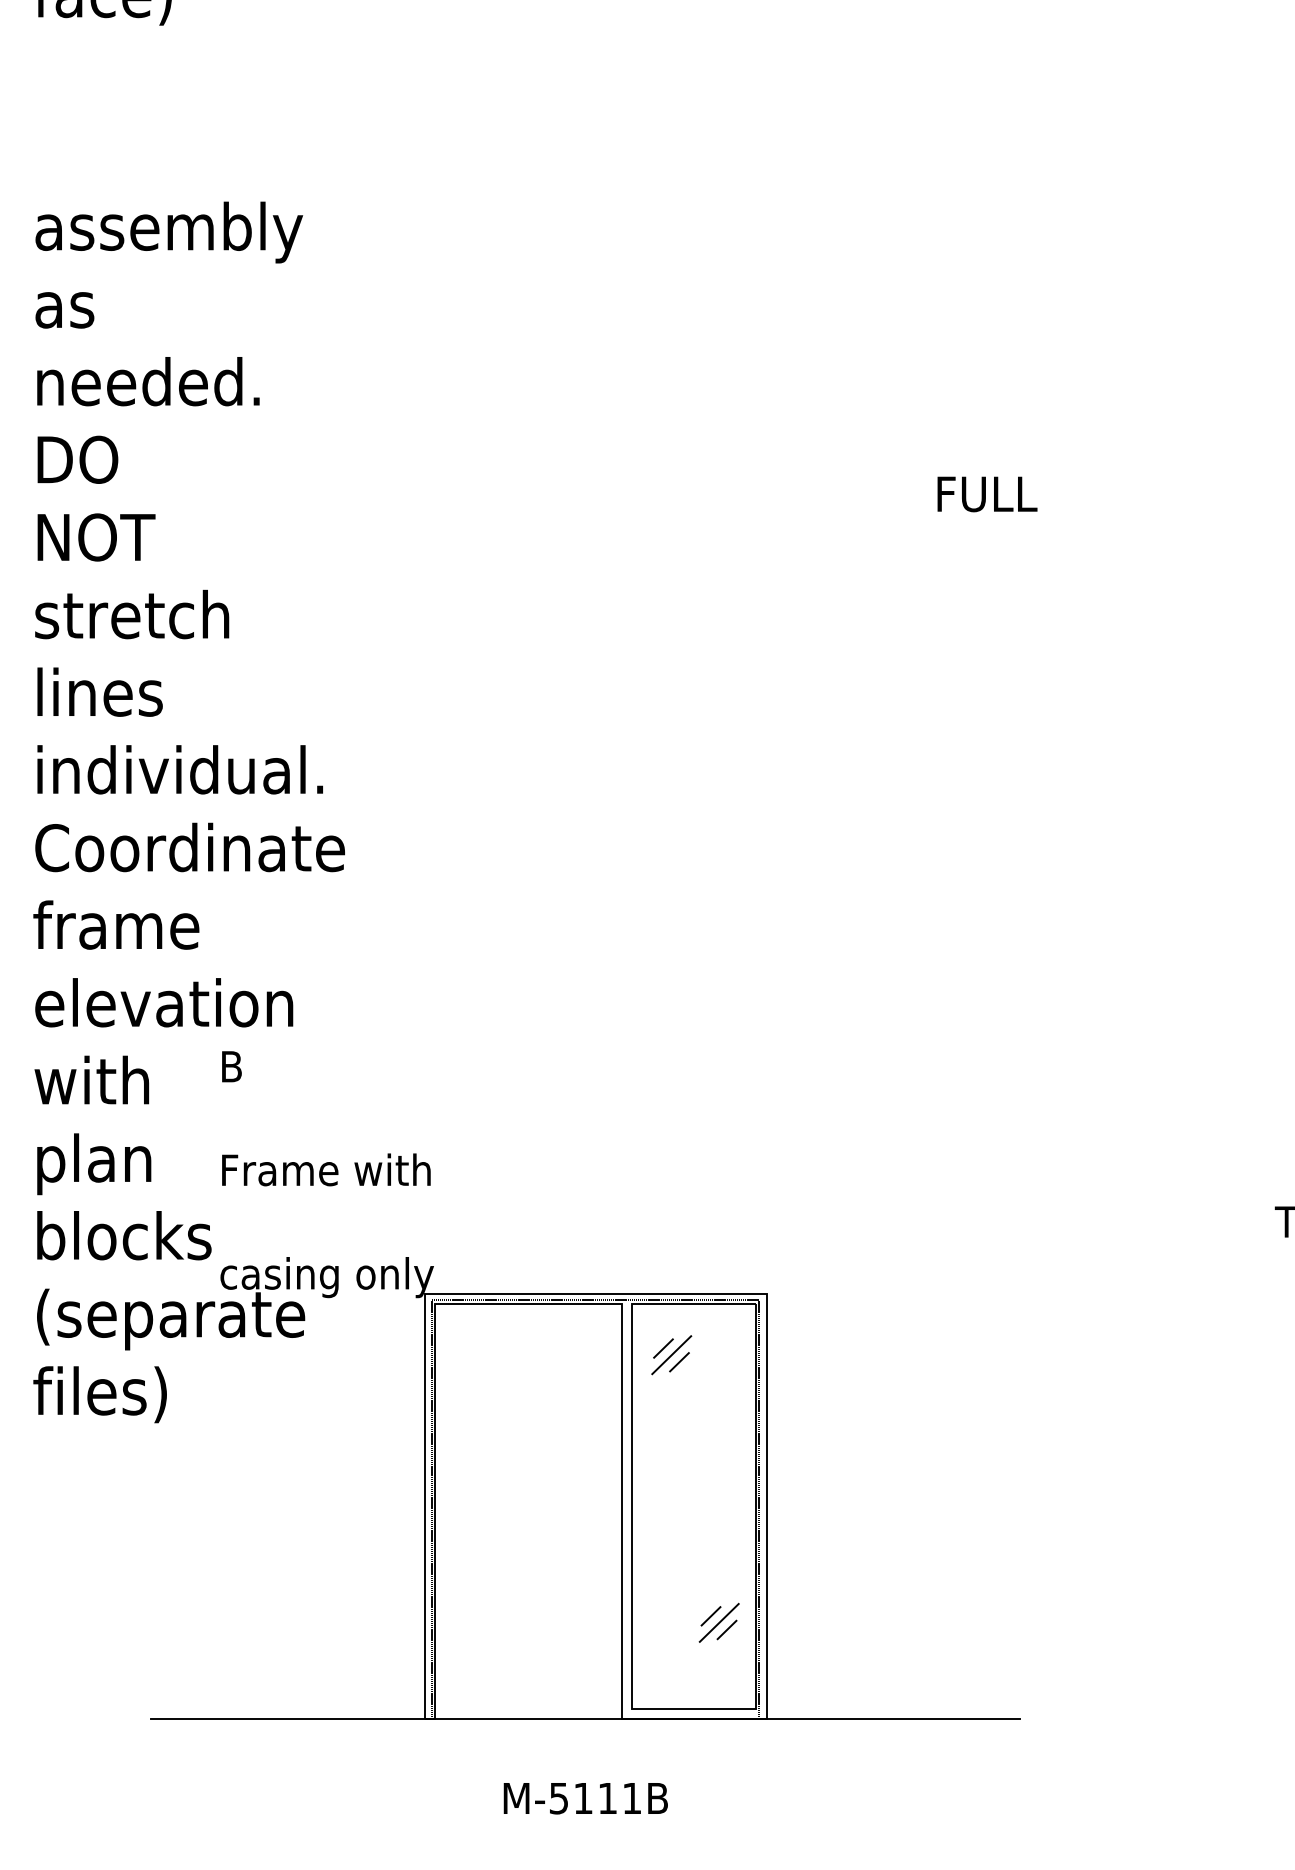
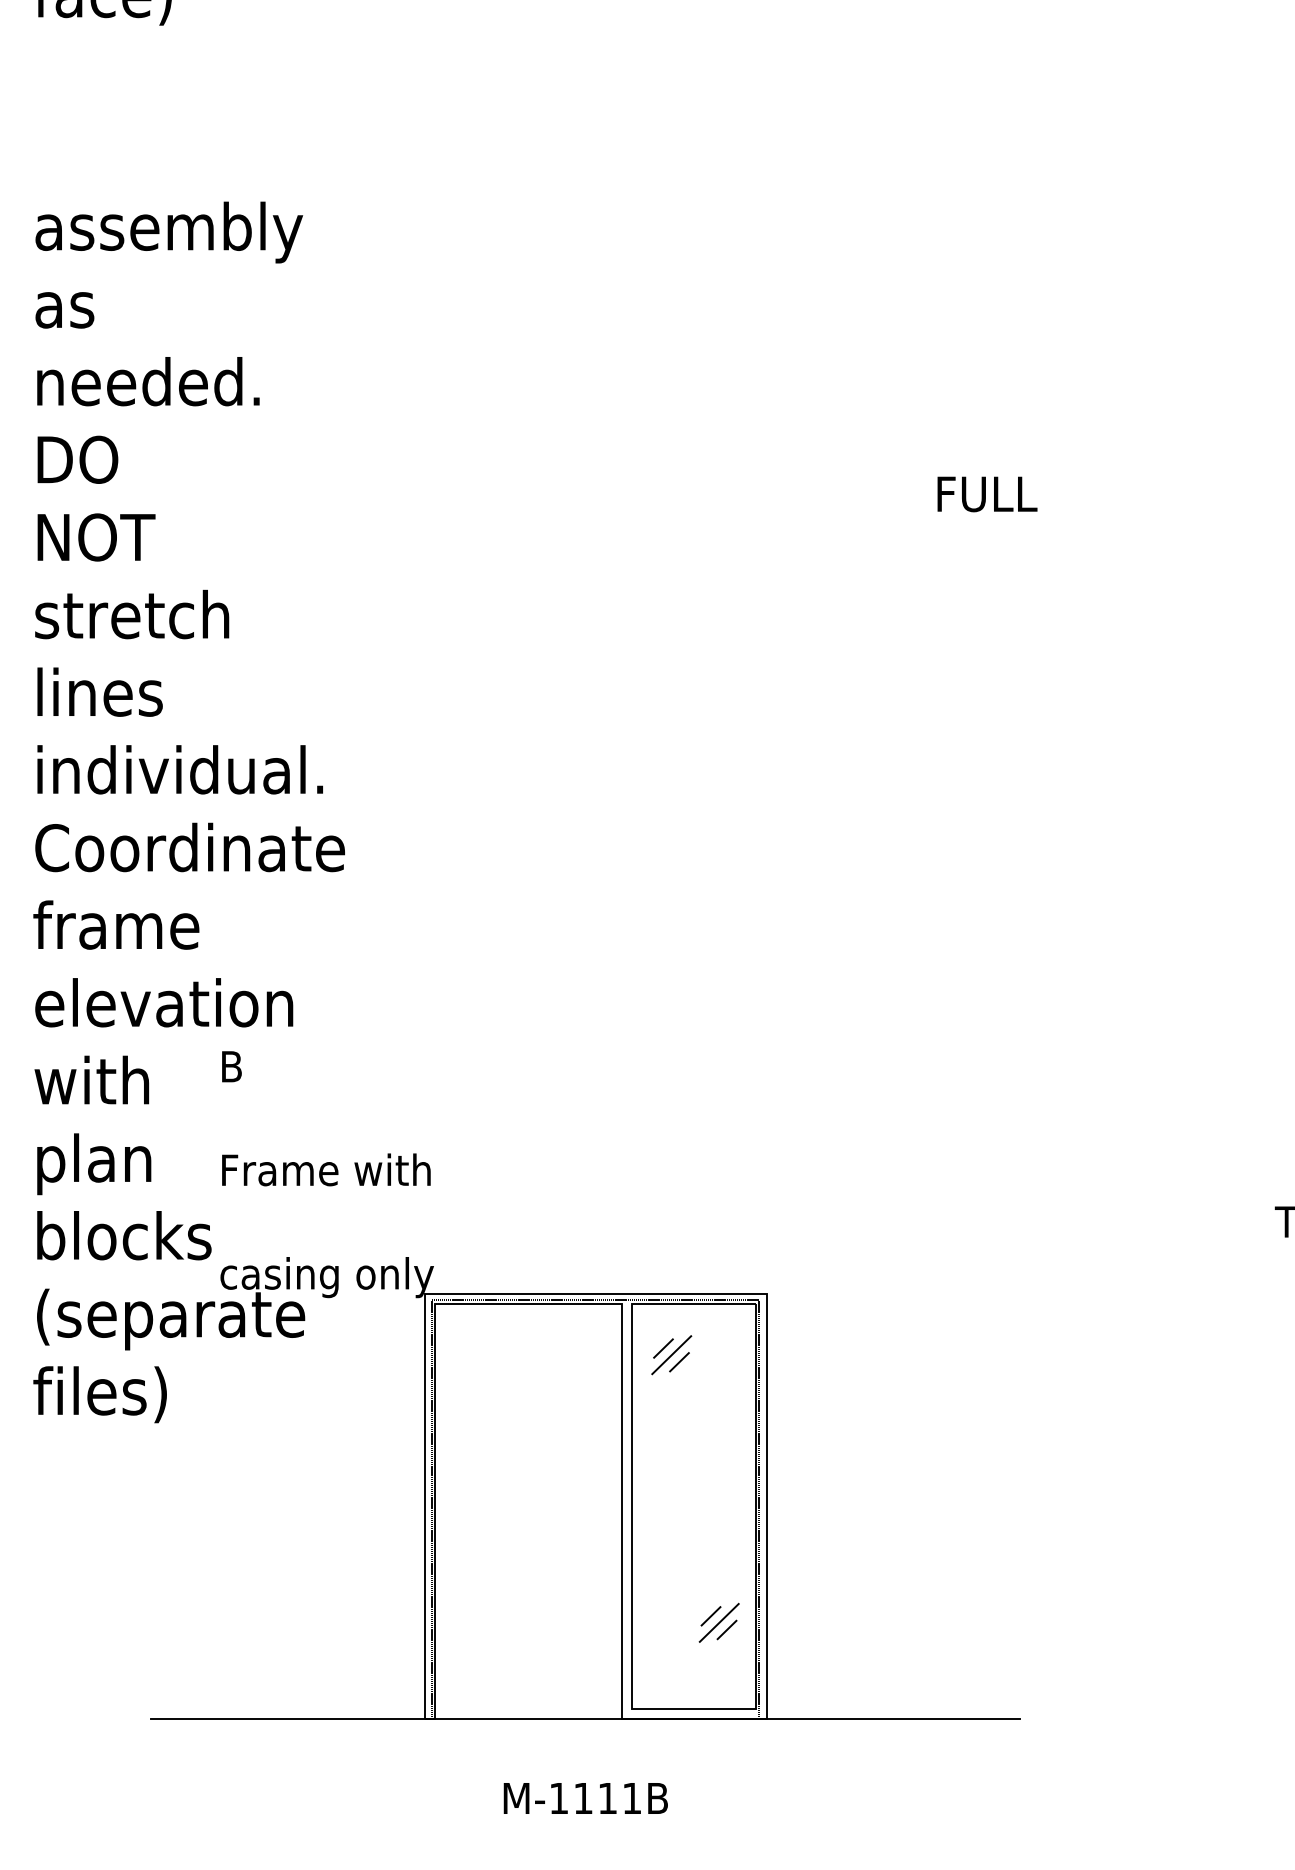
text: M-5111B -> M-1111B (558, 1798)
